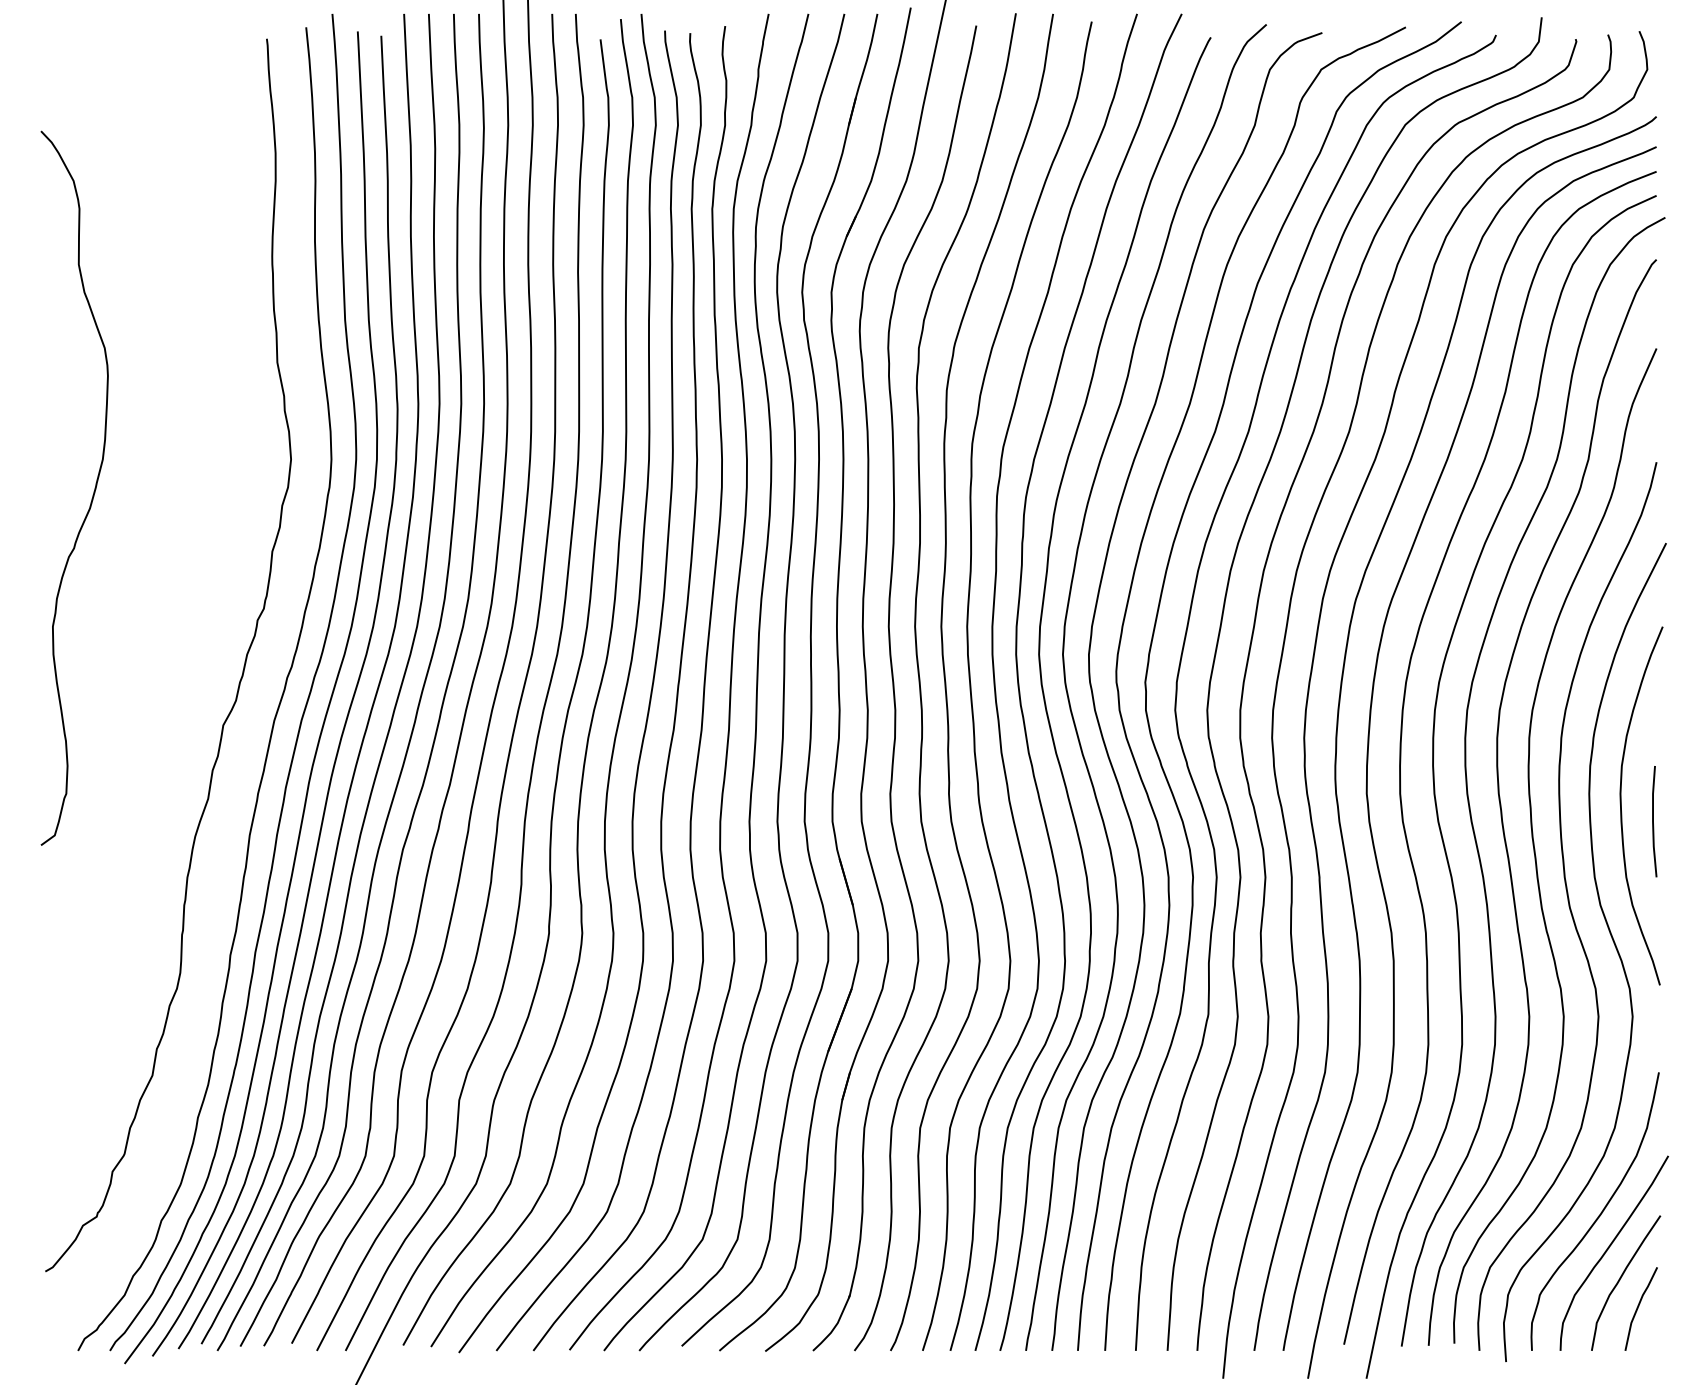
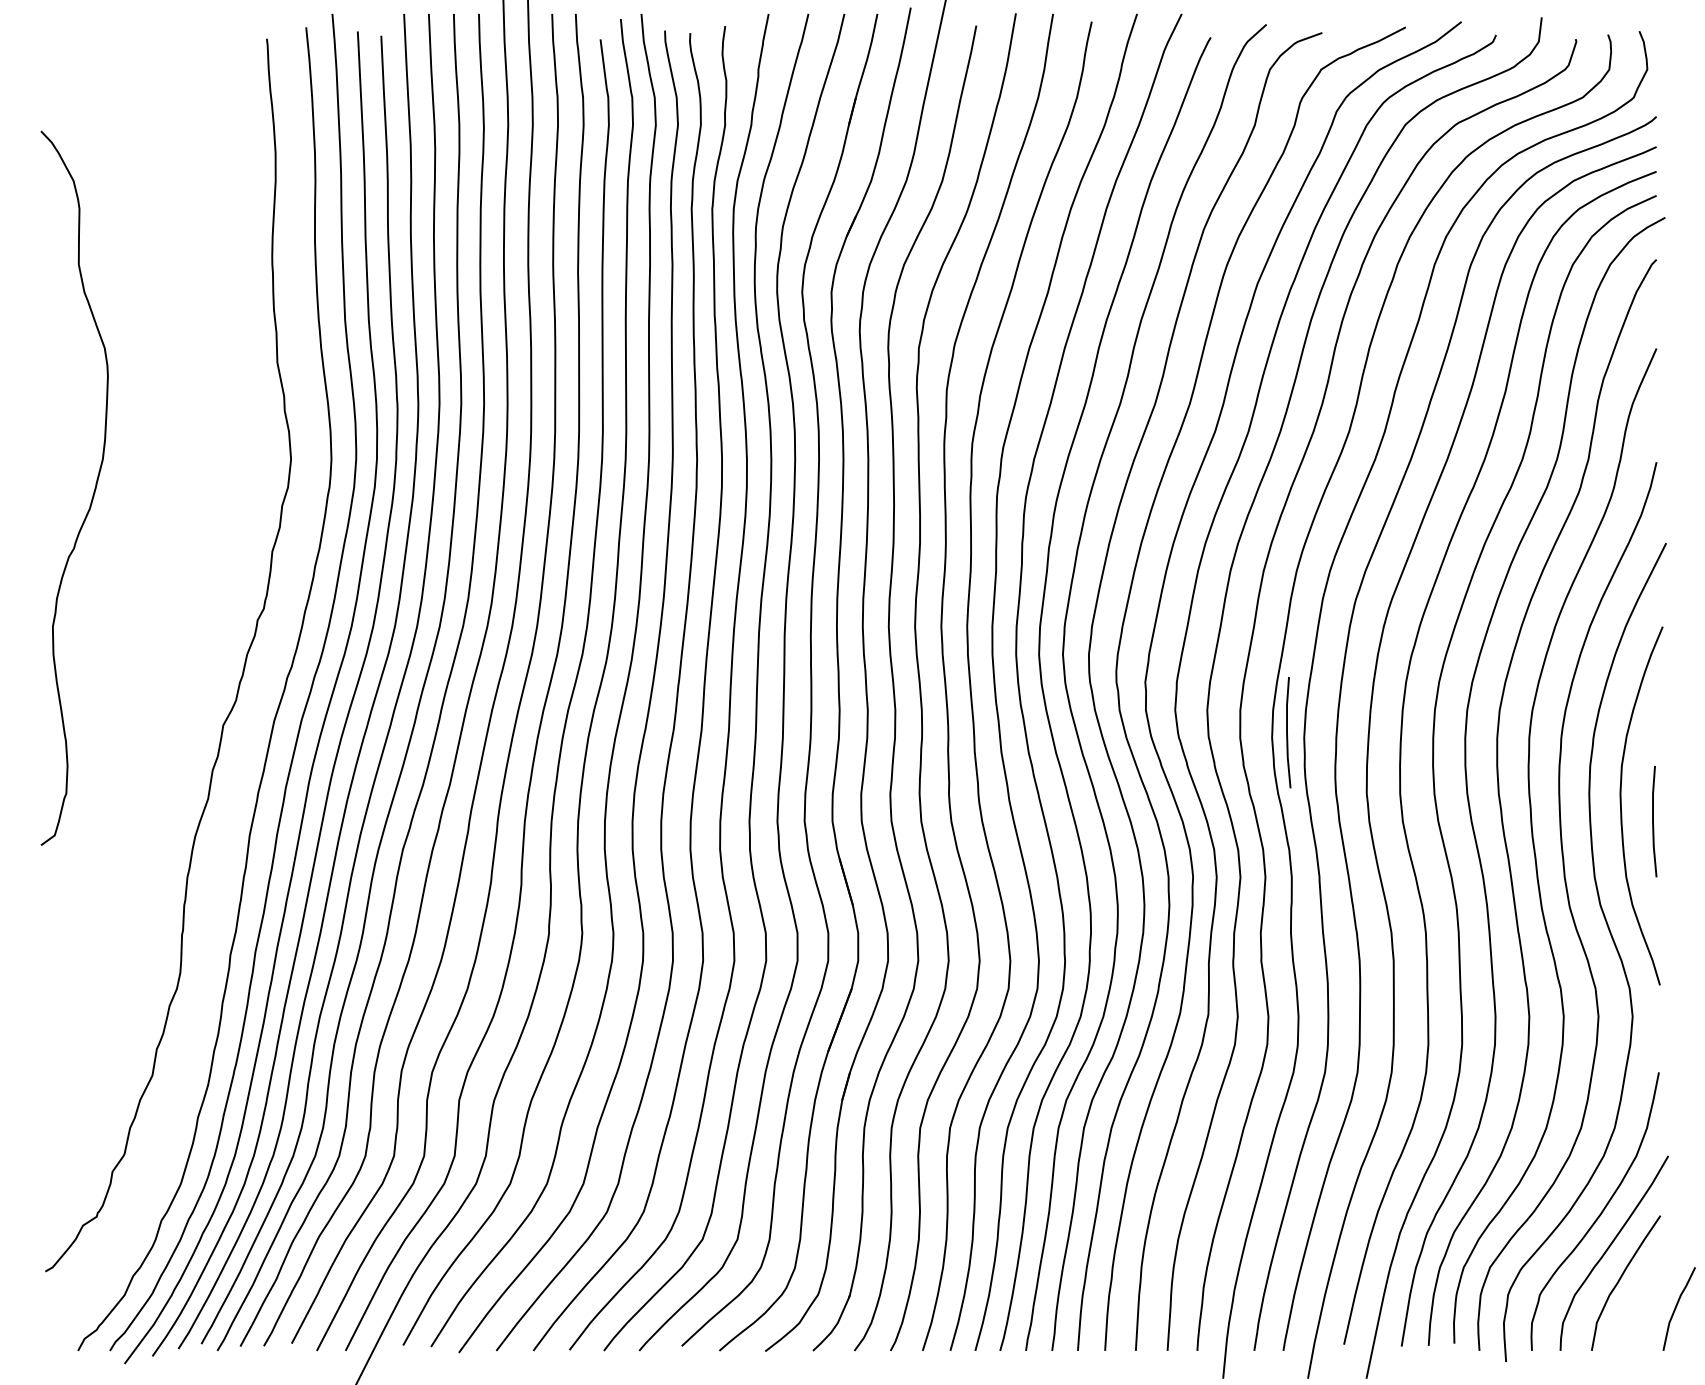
line: none -> present (1287, 732)
line position: (1638, 1308) -> (1676, 1308) (1676, 1308)
